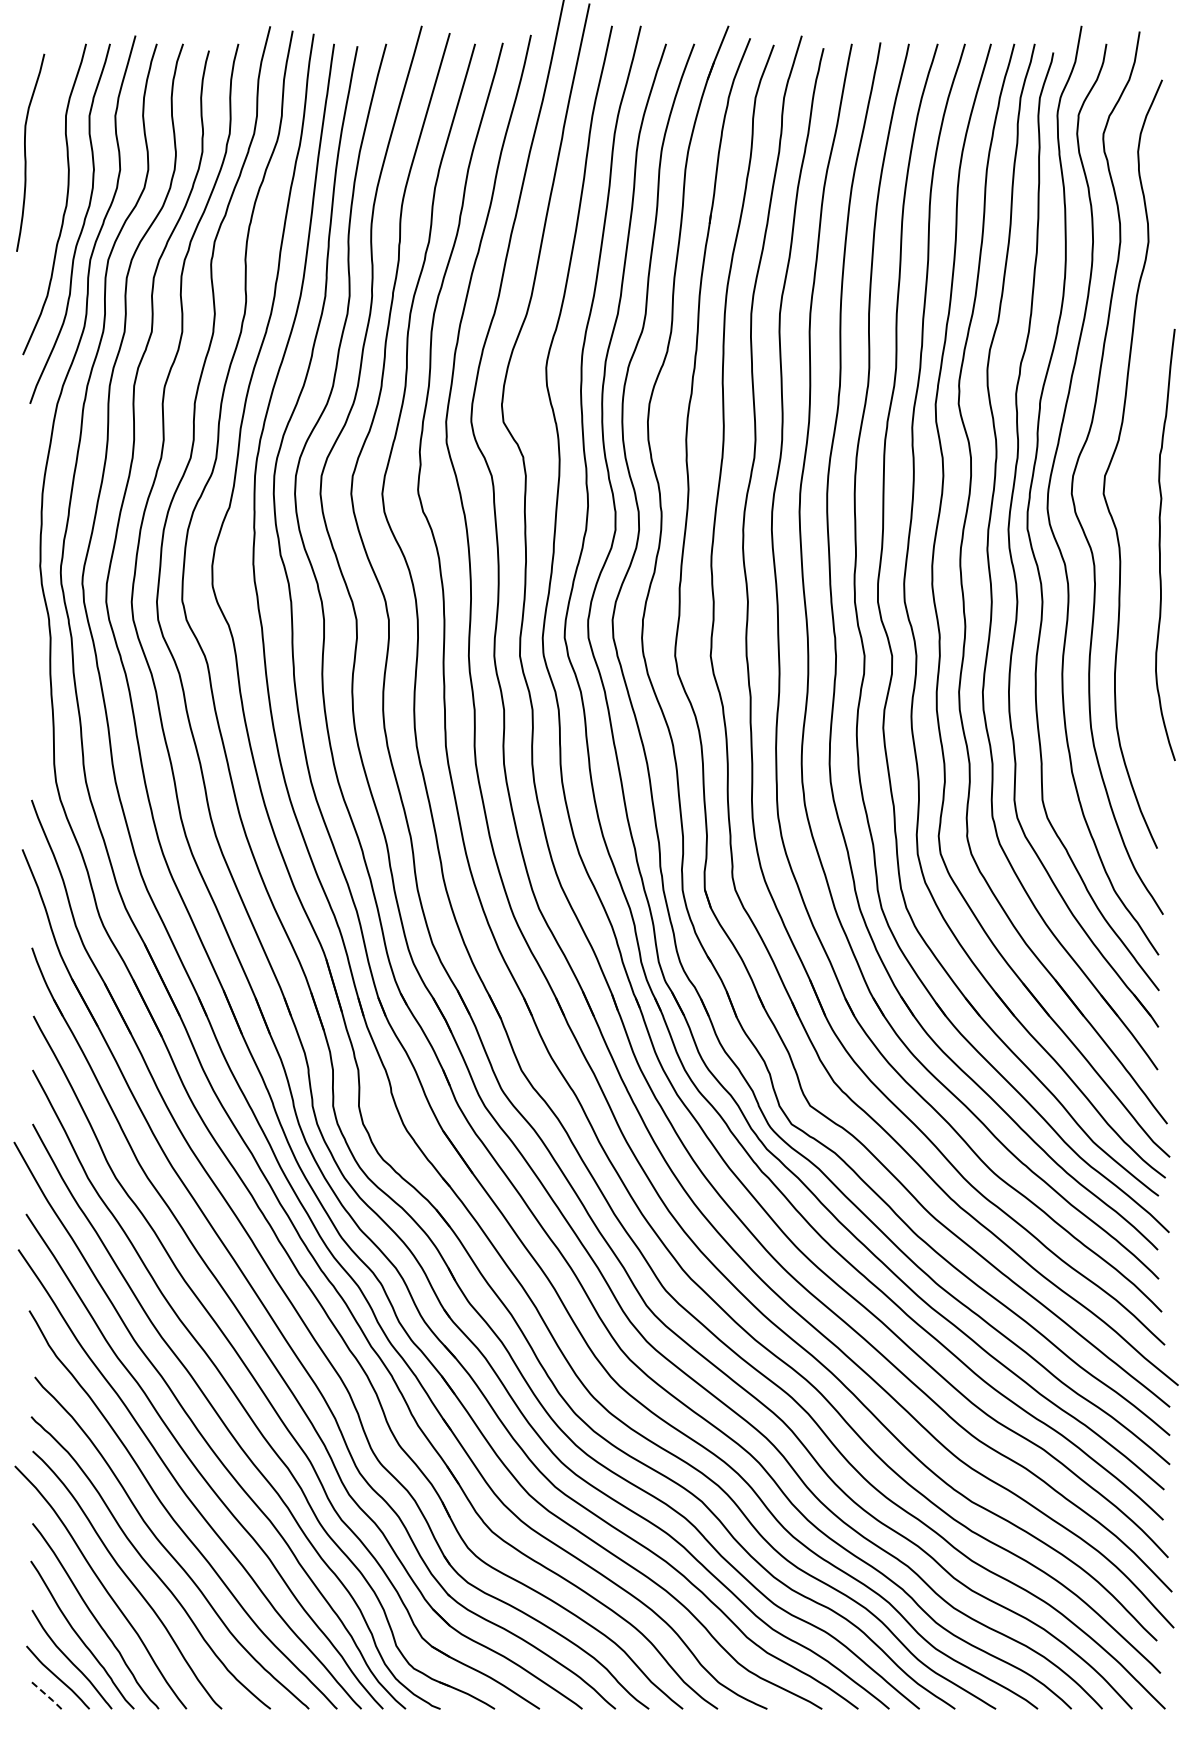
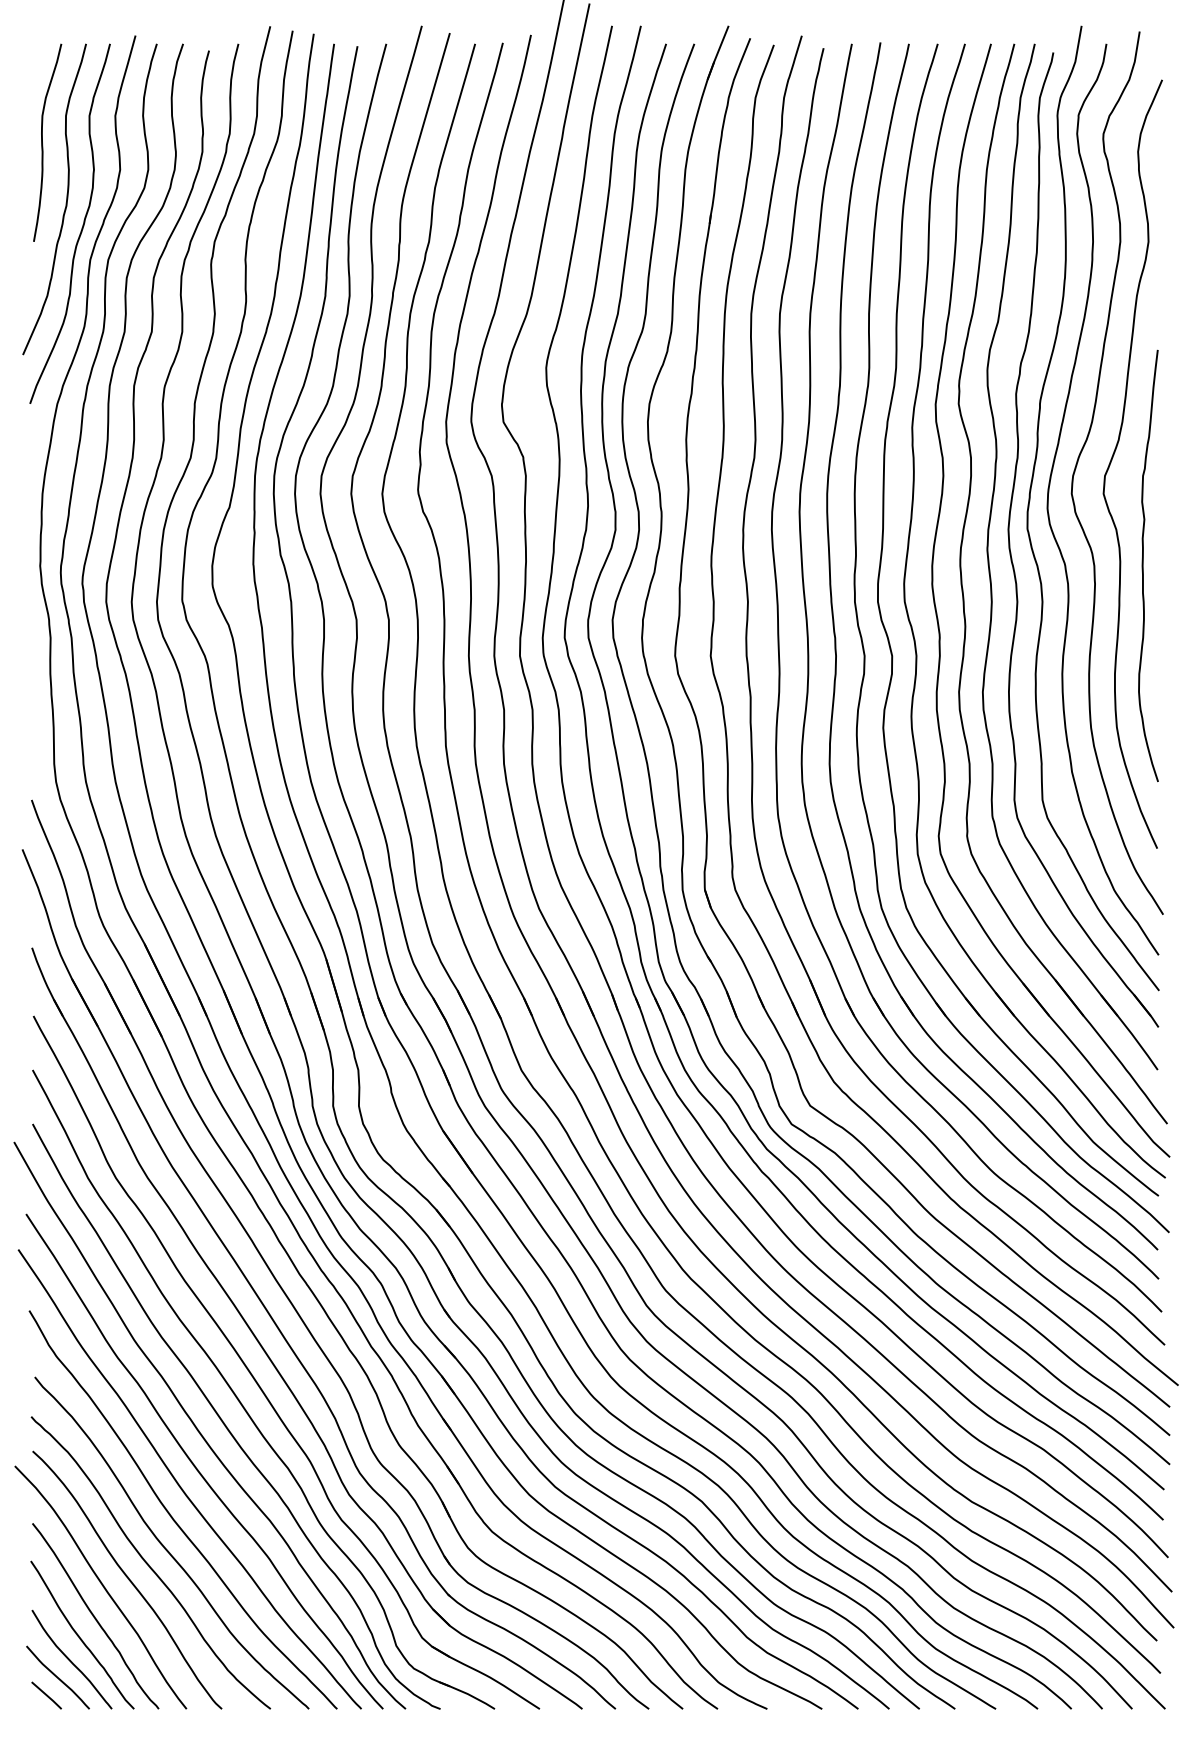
curve position: (25, 152) -> (42, 142) (42, 142)
curve position: (1160, 544) -> (1143, 565) (1143, 565)
line: dashed -> solid (47, 1695)
